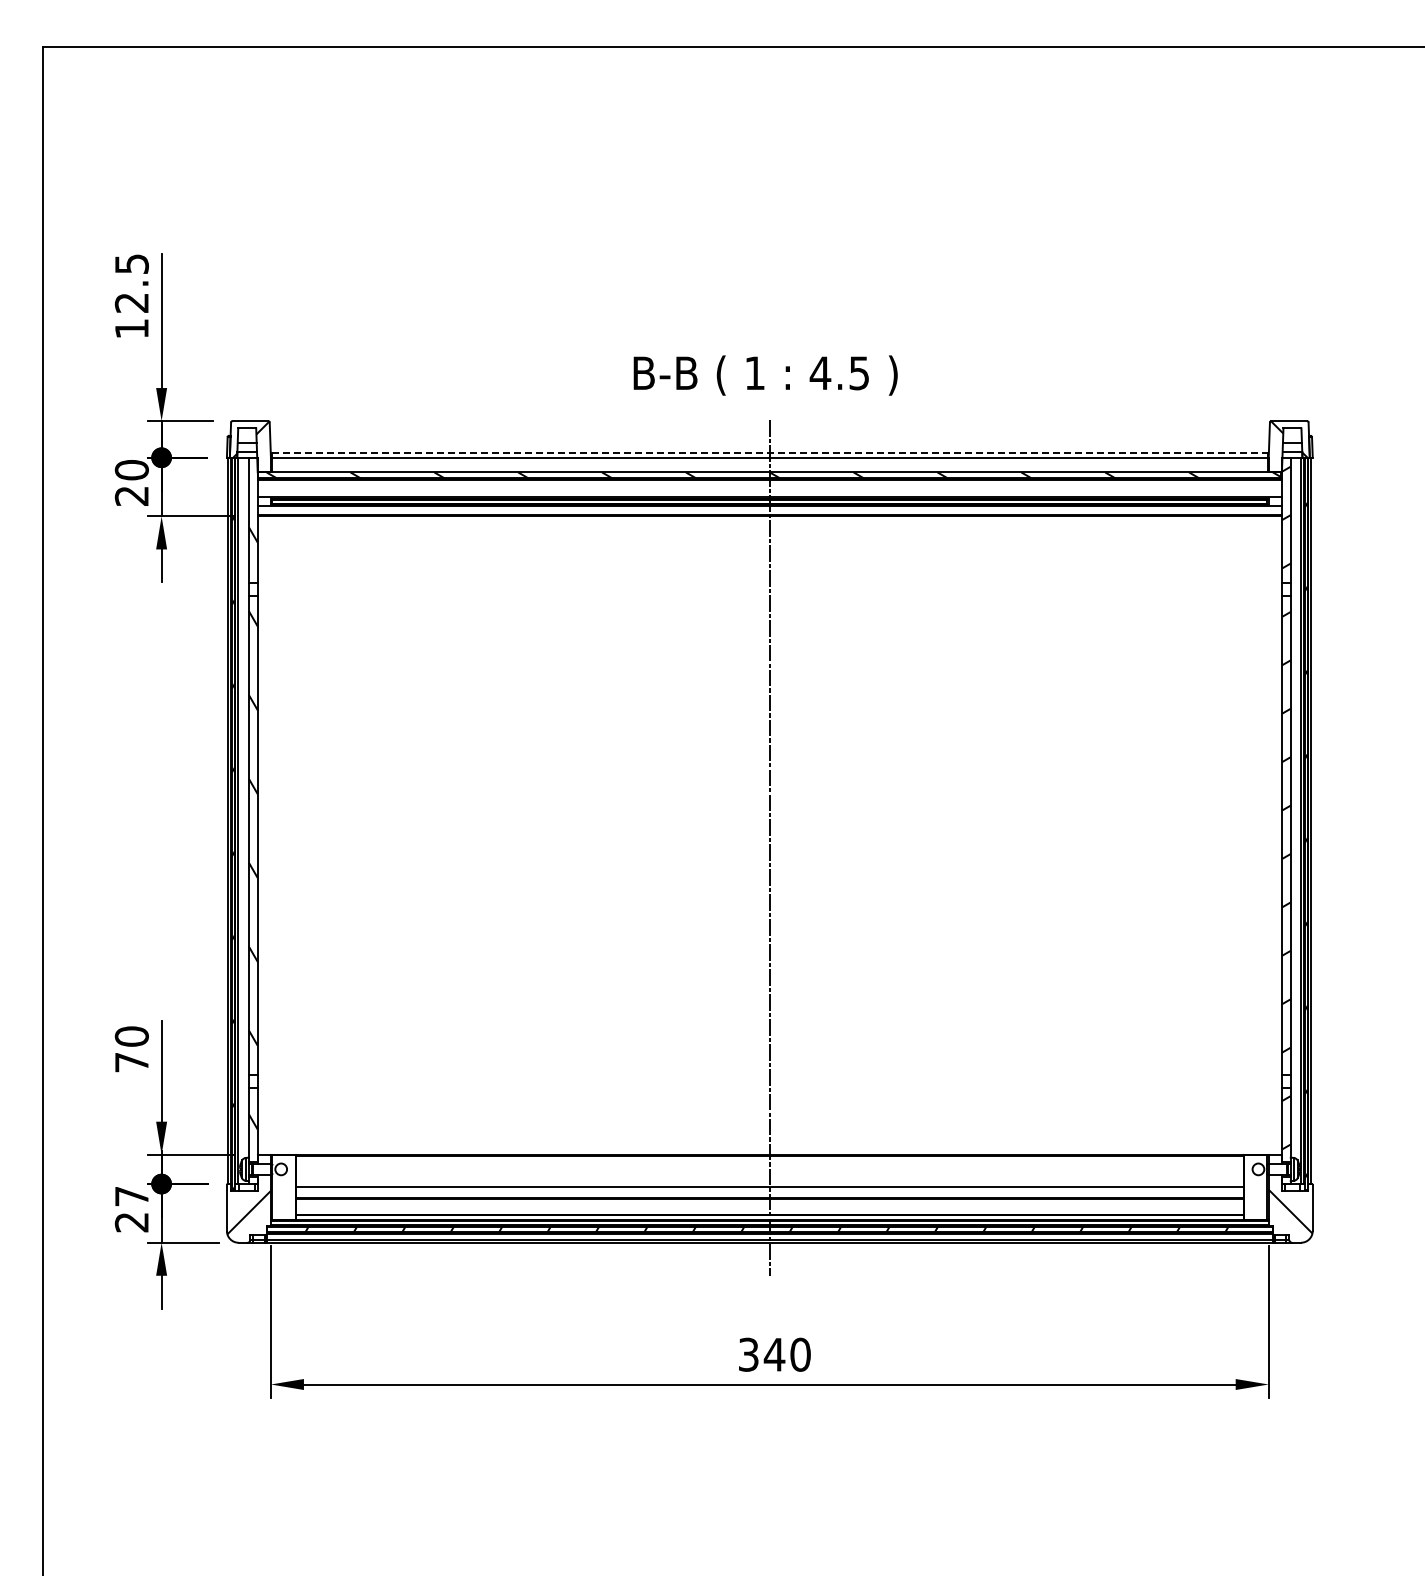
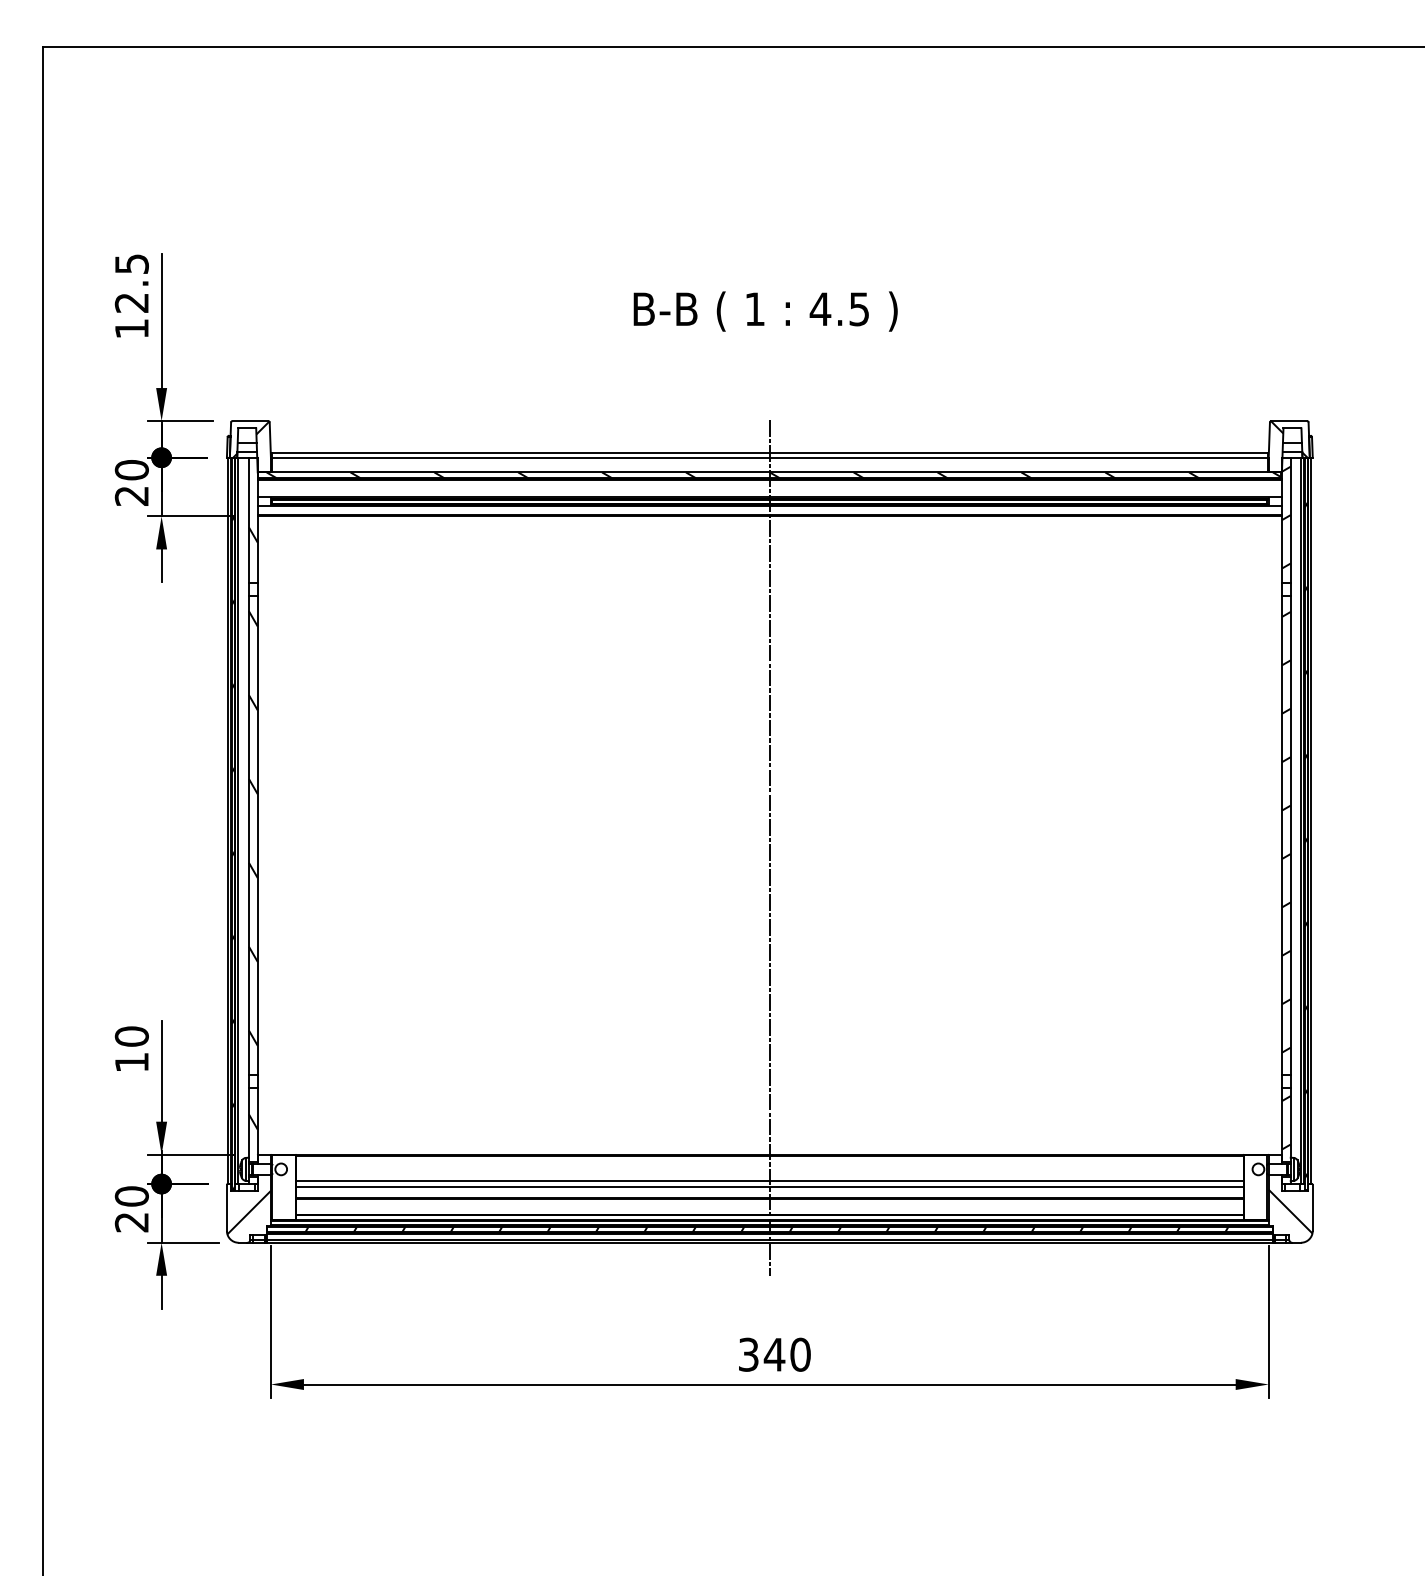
text position: (765, 375) -> (765, 311) (765, 311)
line: dashed -> solid (770, 453)
text: 70 -> 10 (131, 1062)
line: none -> present (769, 1181)
text: 27 -> 20 (131, 1196)
